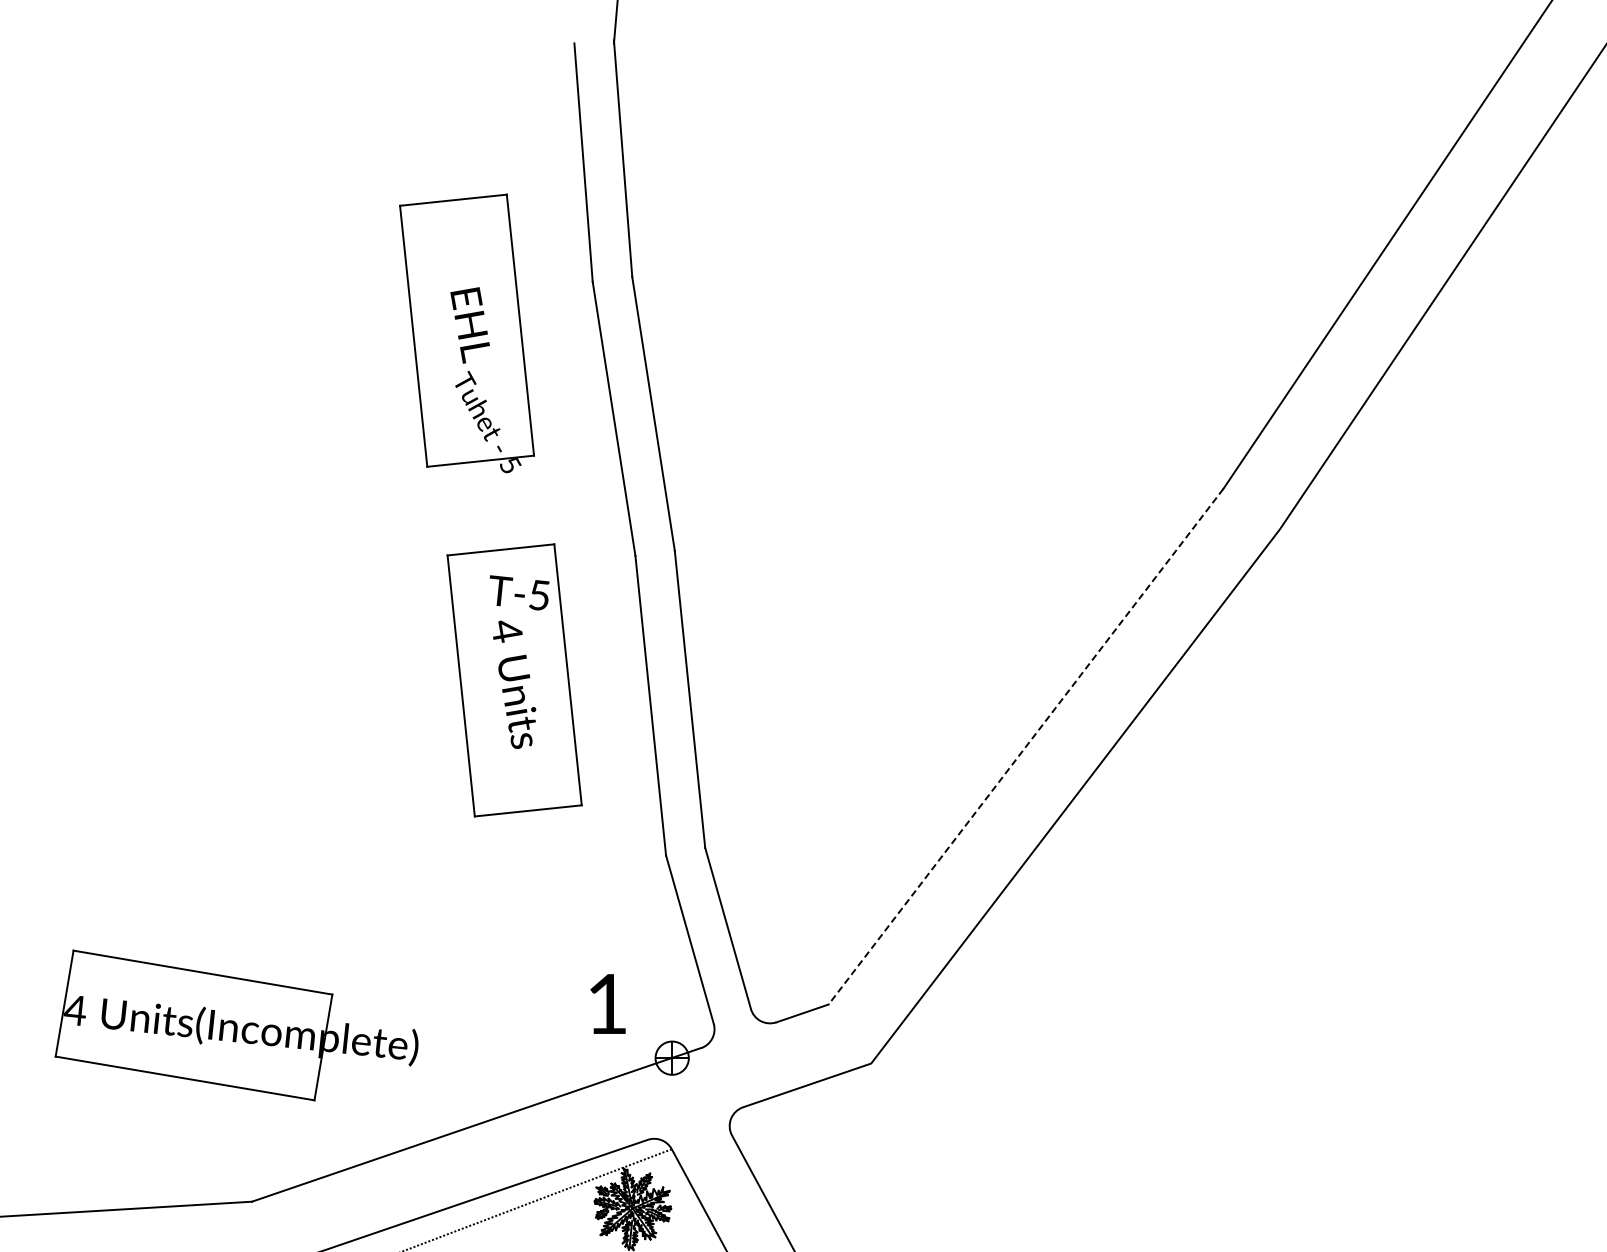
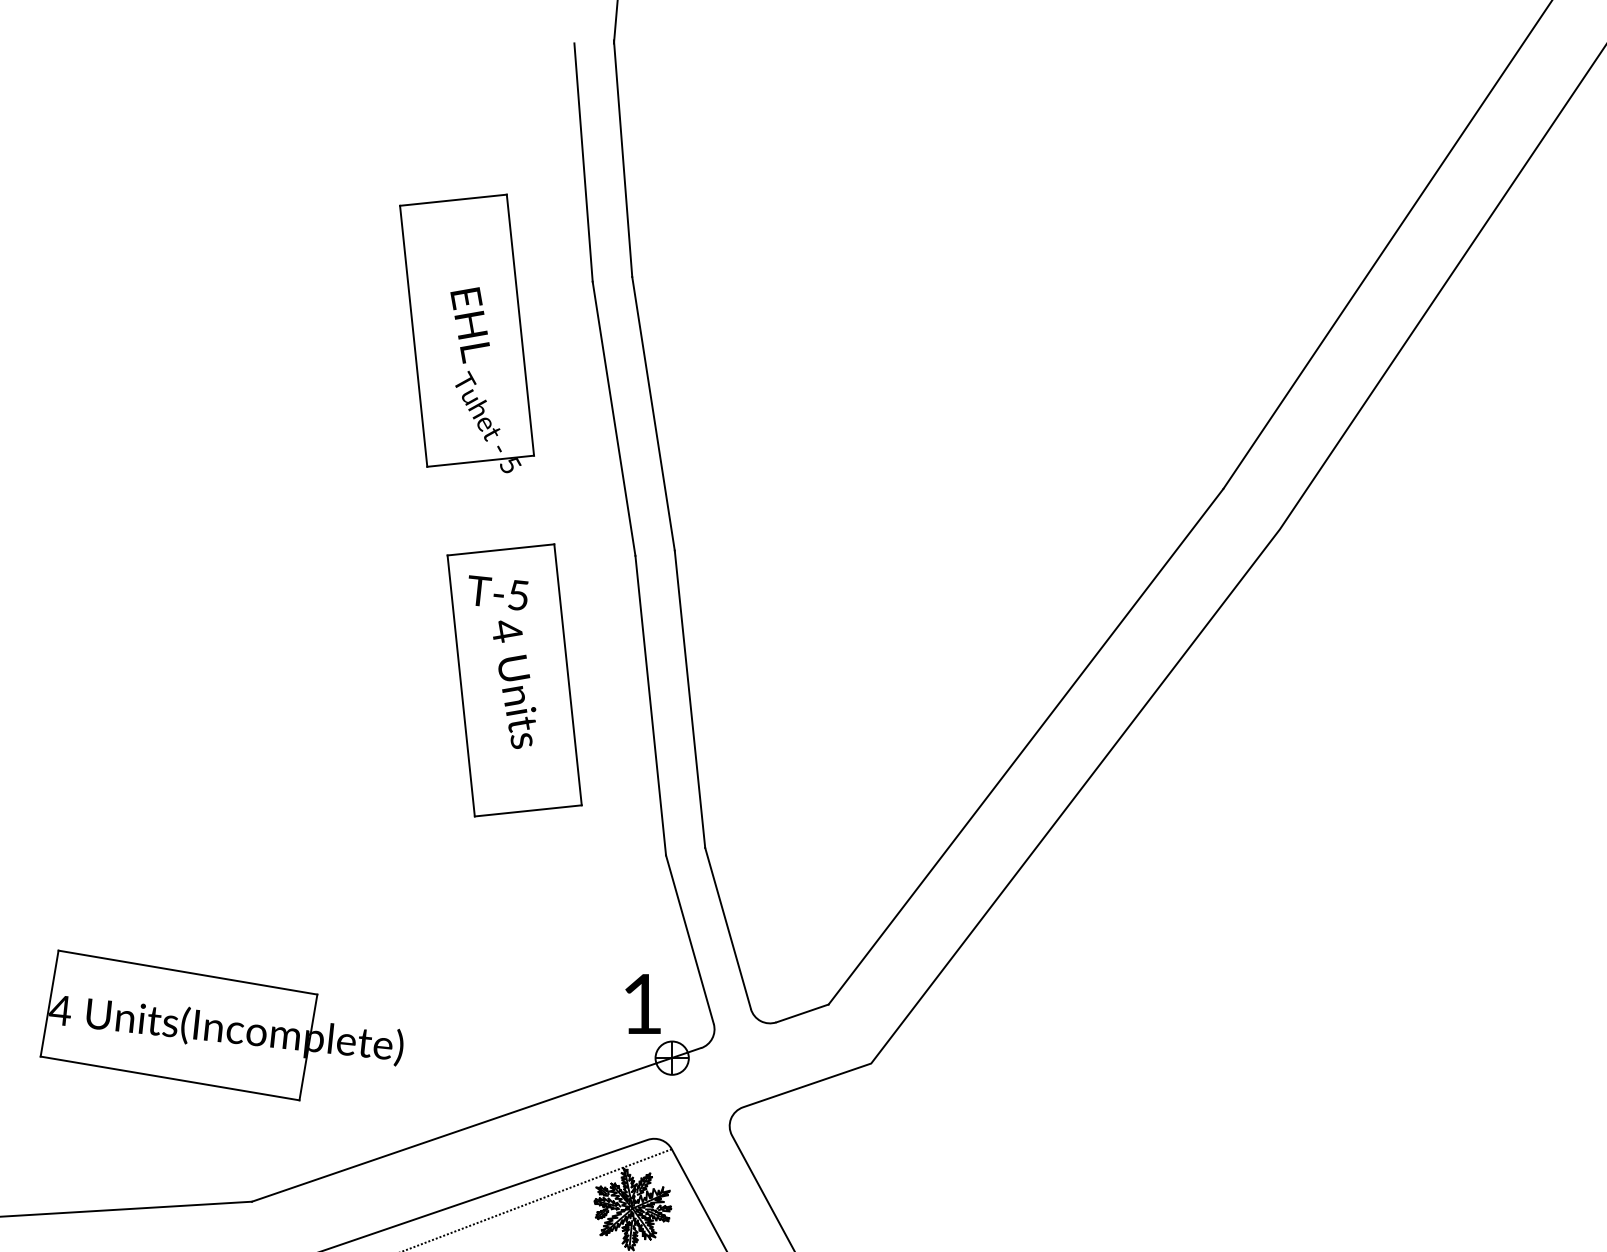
text position: (519, 592) -> (498, 592) (498, 592)
line: dashed -> solid (1026, 746)
text position: (607, 1003) -> (642, 1003) (642, 1003)
part position: (236, 1025) -> (221, 1025) (221, 1025)
